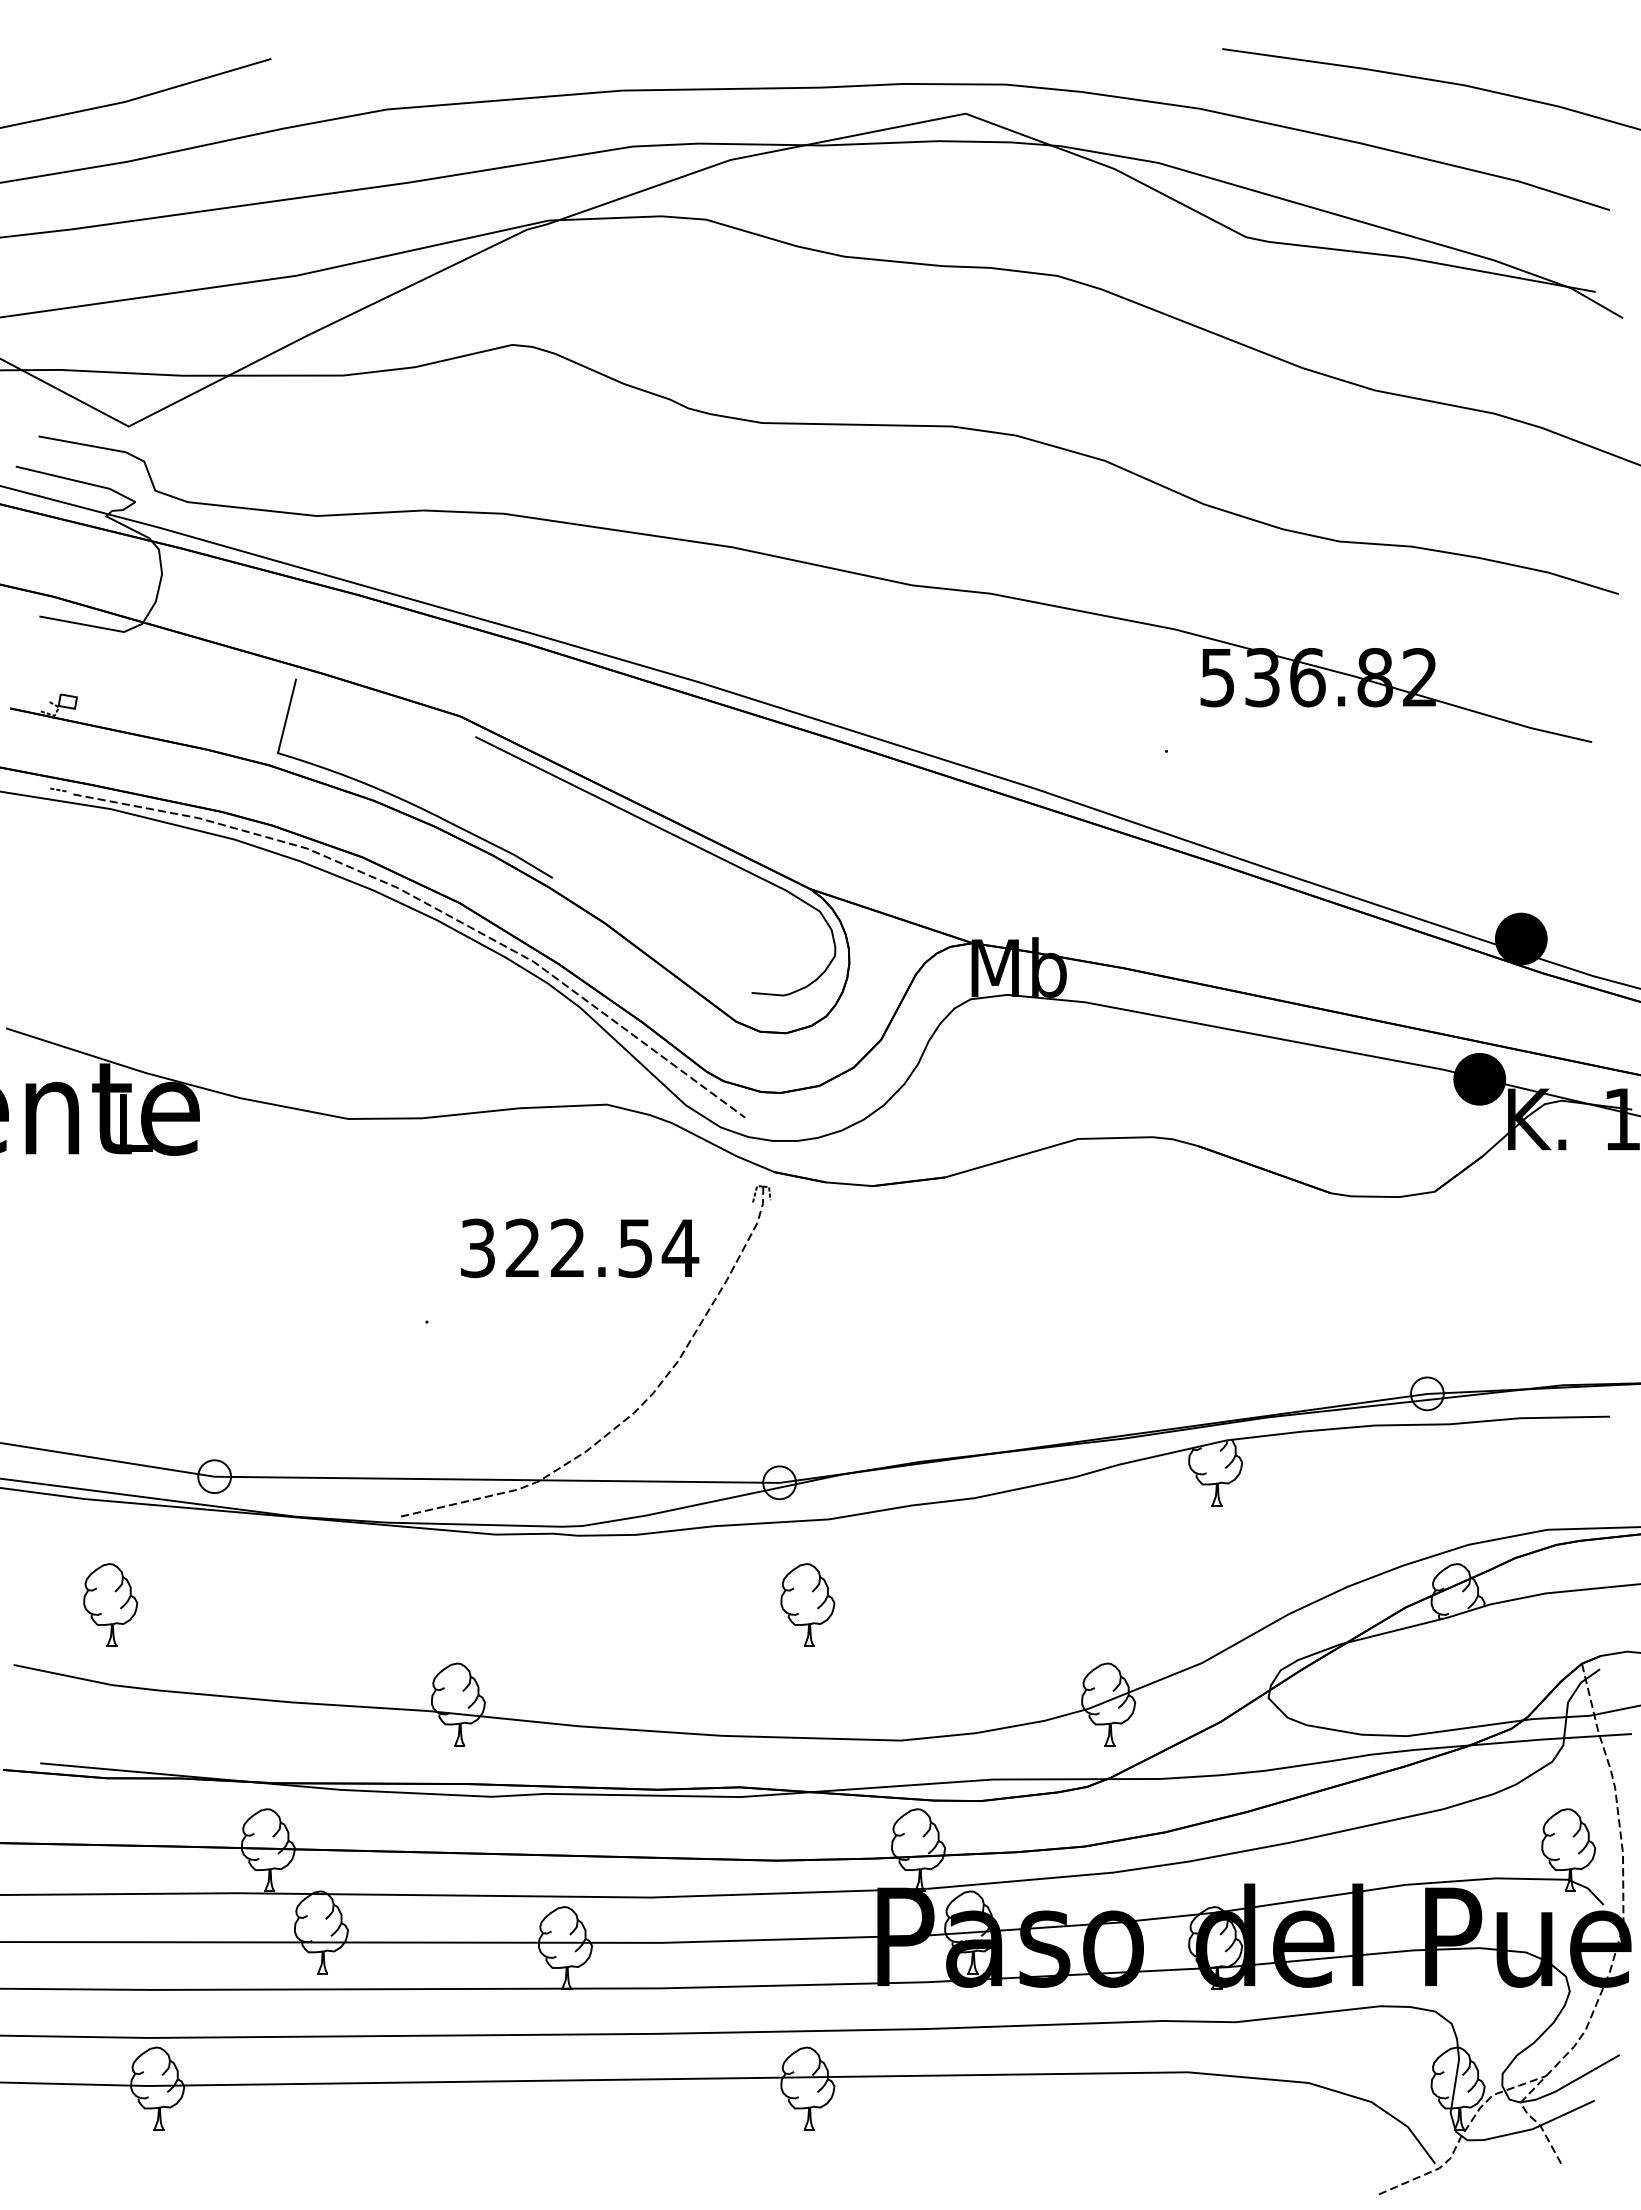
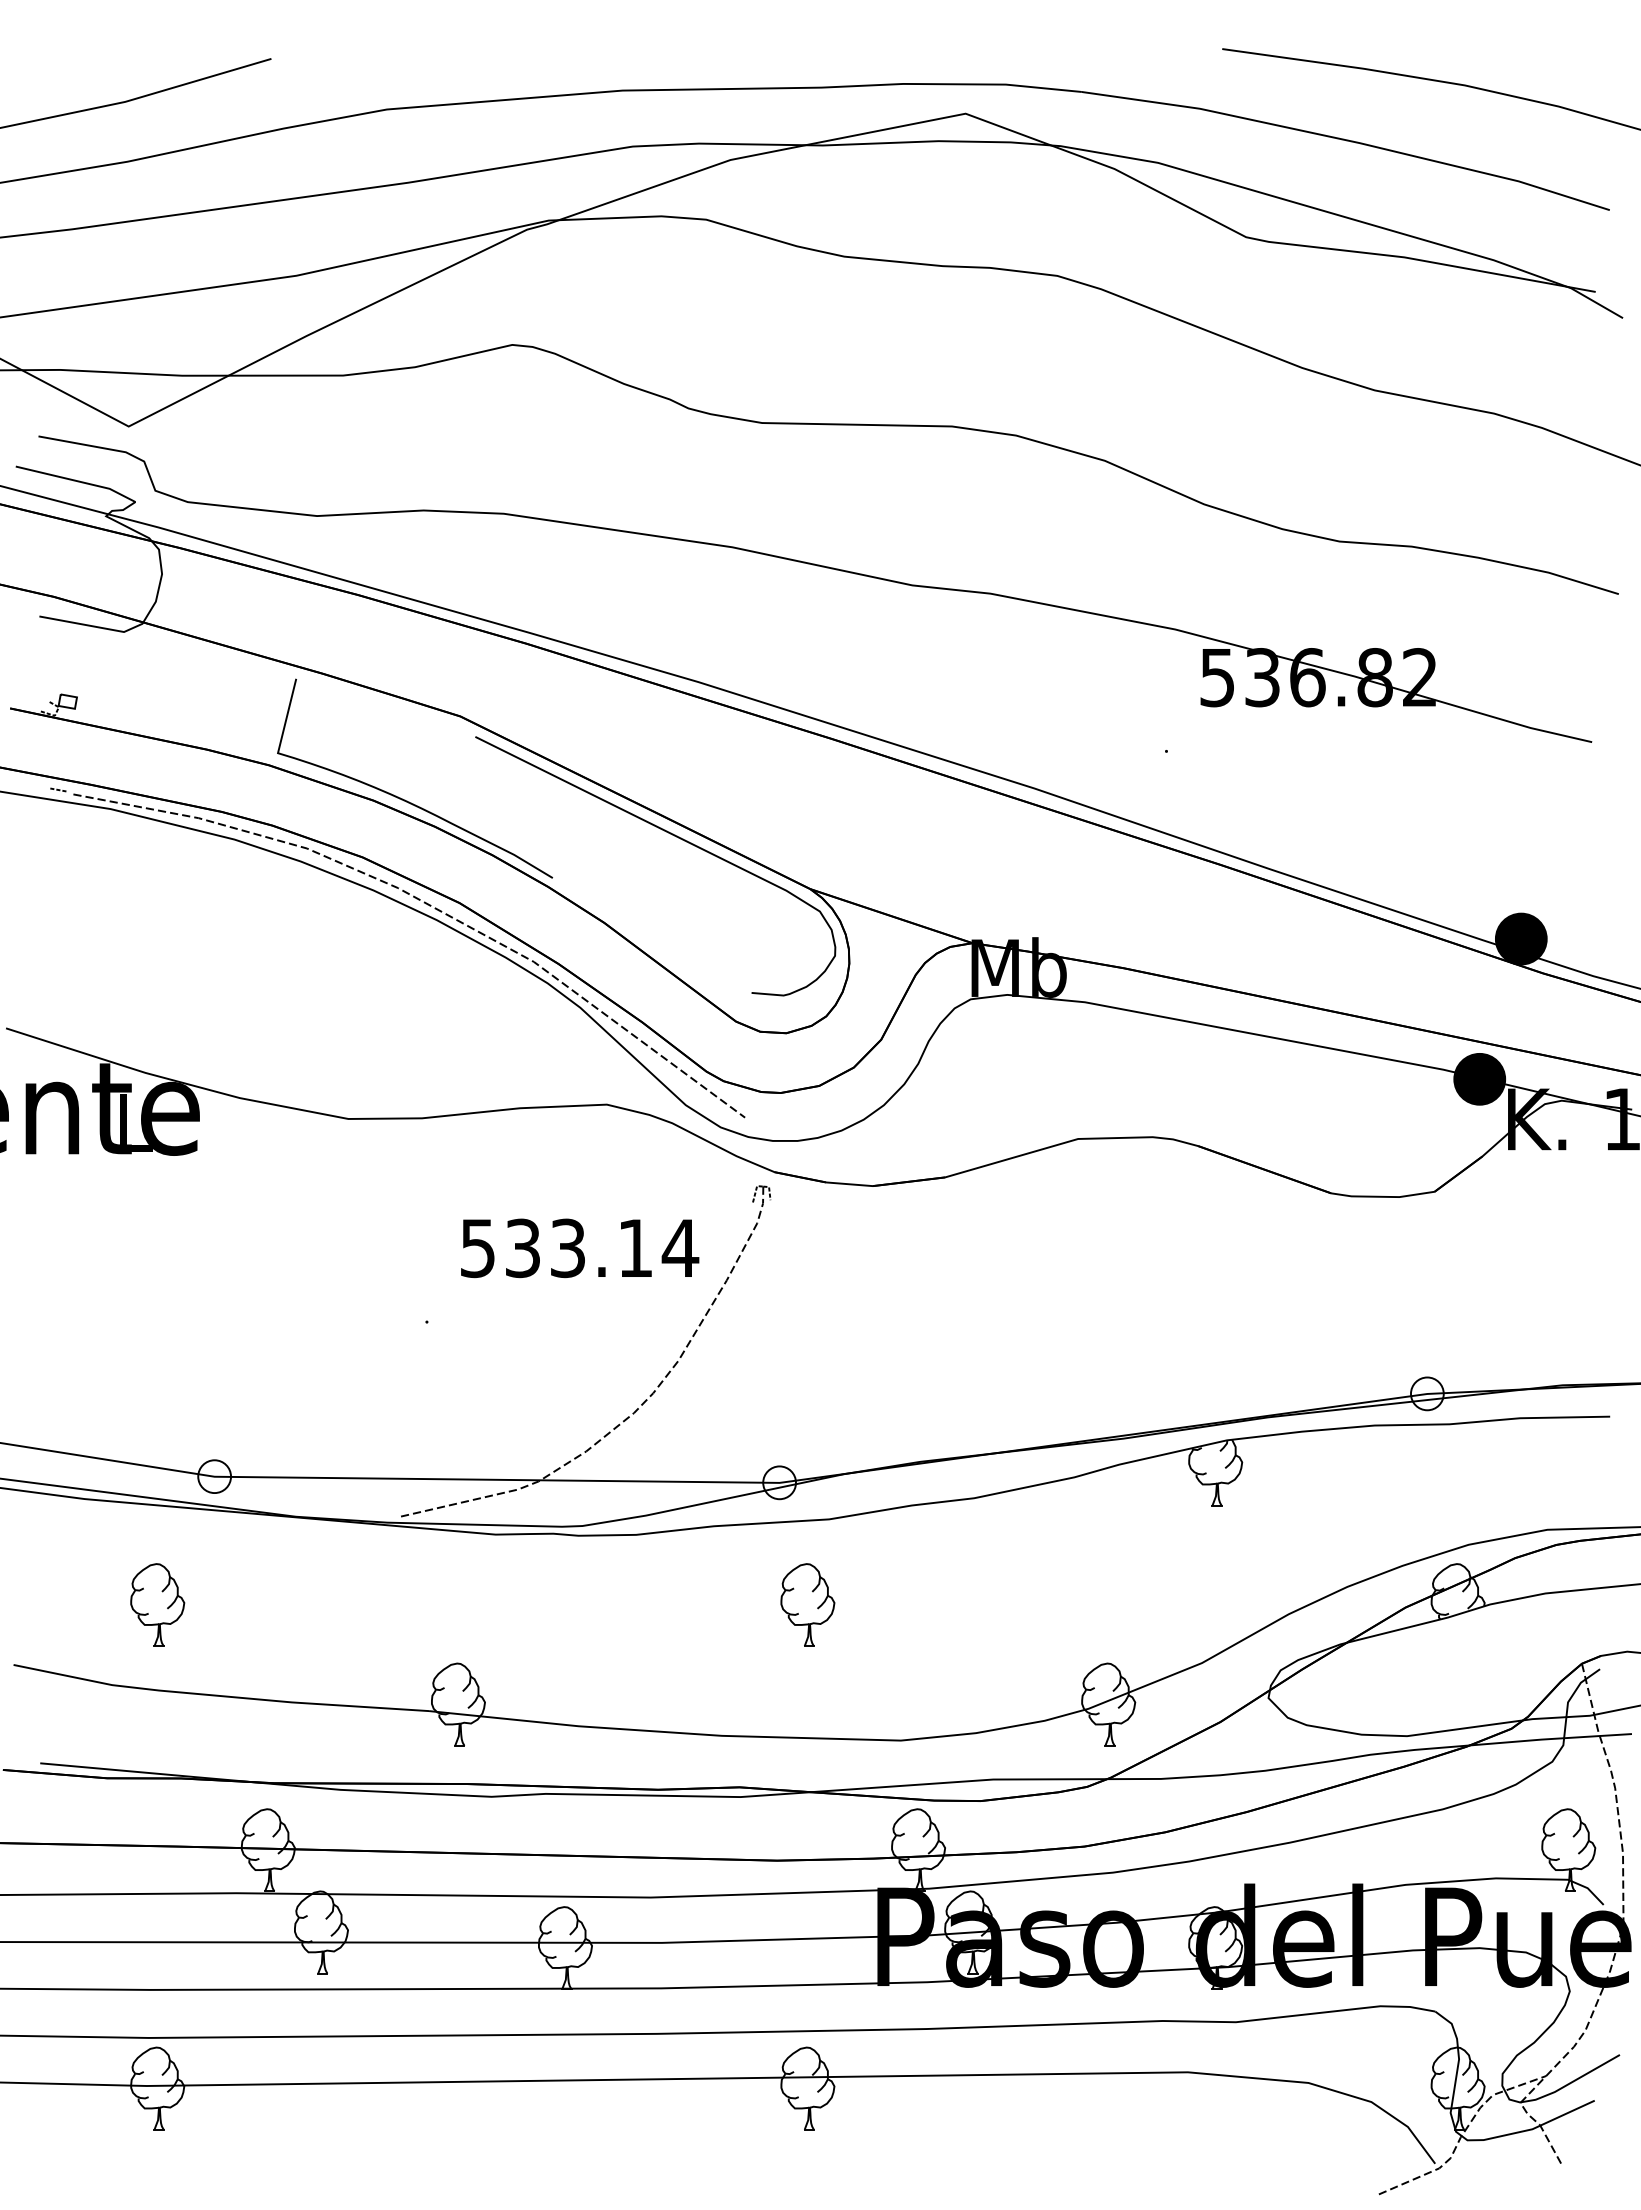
text: 322.54 -> 533.14 (556, 1248)
part position: (110, 1604) -> (157, 1604) (157, 1604)
